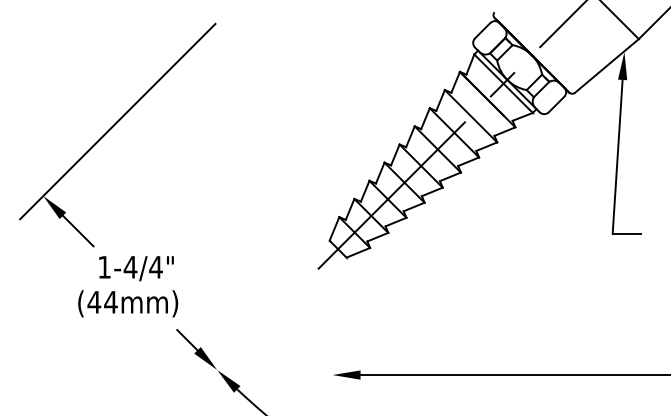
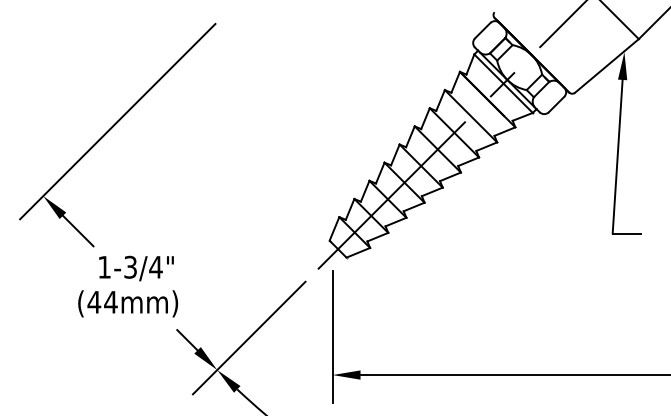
text: 1-4/4" -> 1-3/4" (130, 266)
line: none -> present (332, 336)
line: none -> present (248, 337)
